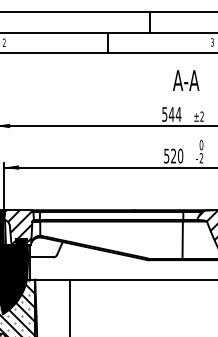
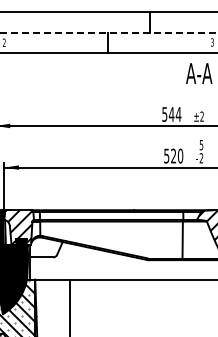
line: solid -> dashed (109, 32)
text position: (186, 80) -> (199, 73) (199, 73)
text: 0 -> 5 (201, 145)
